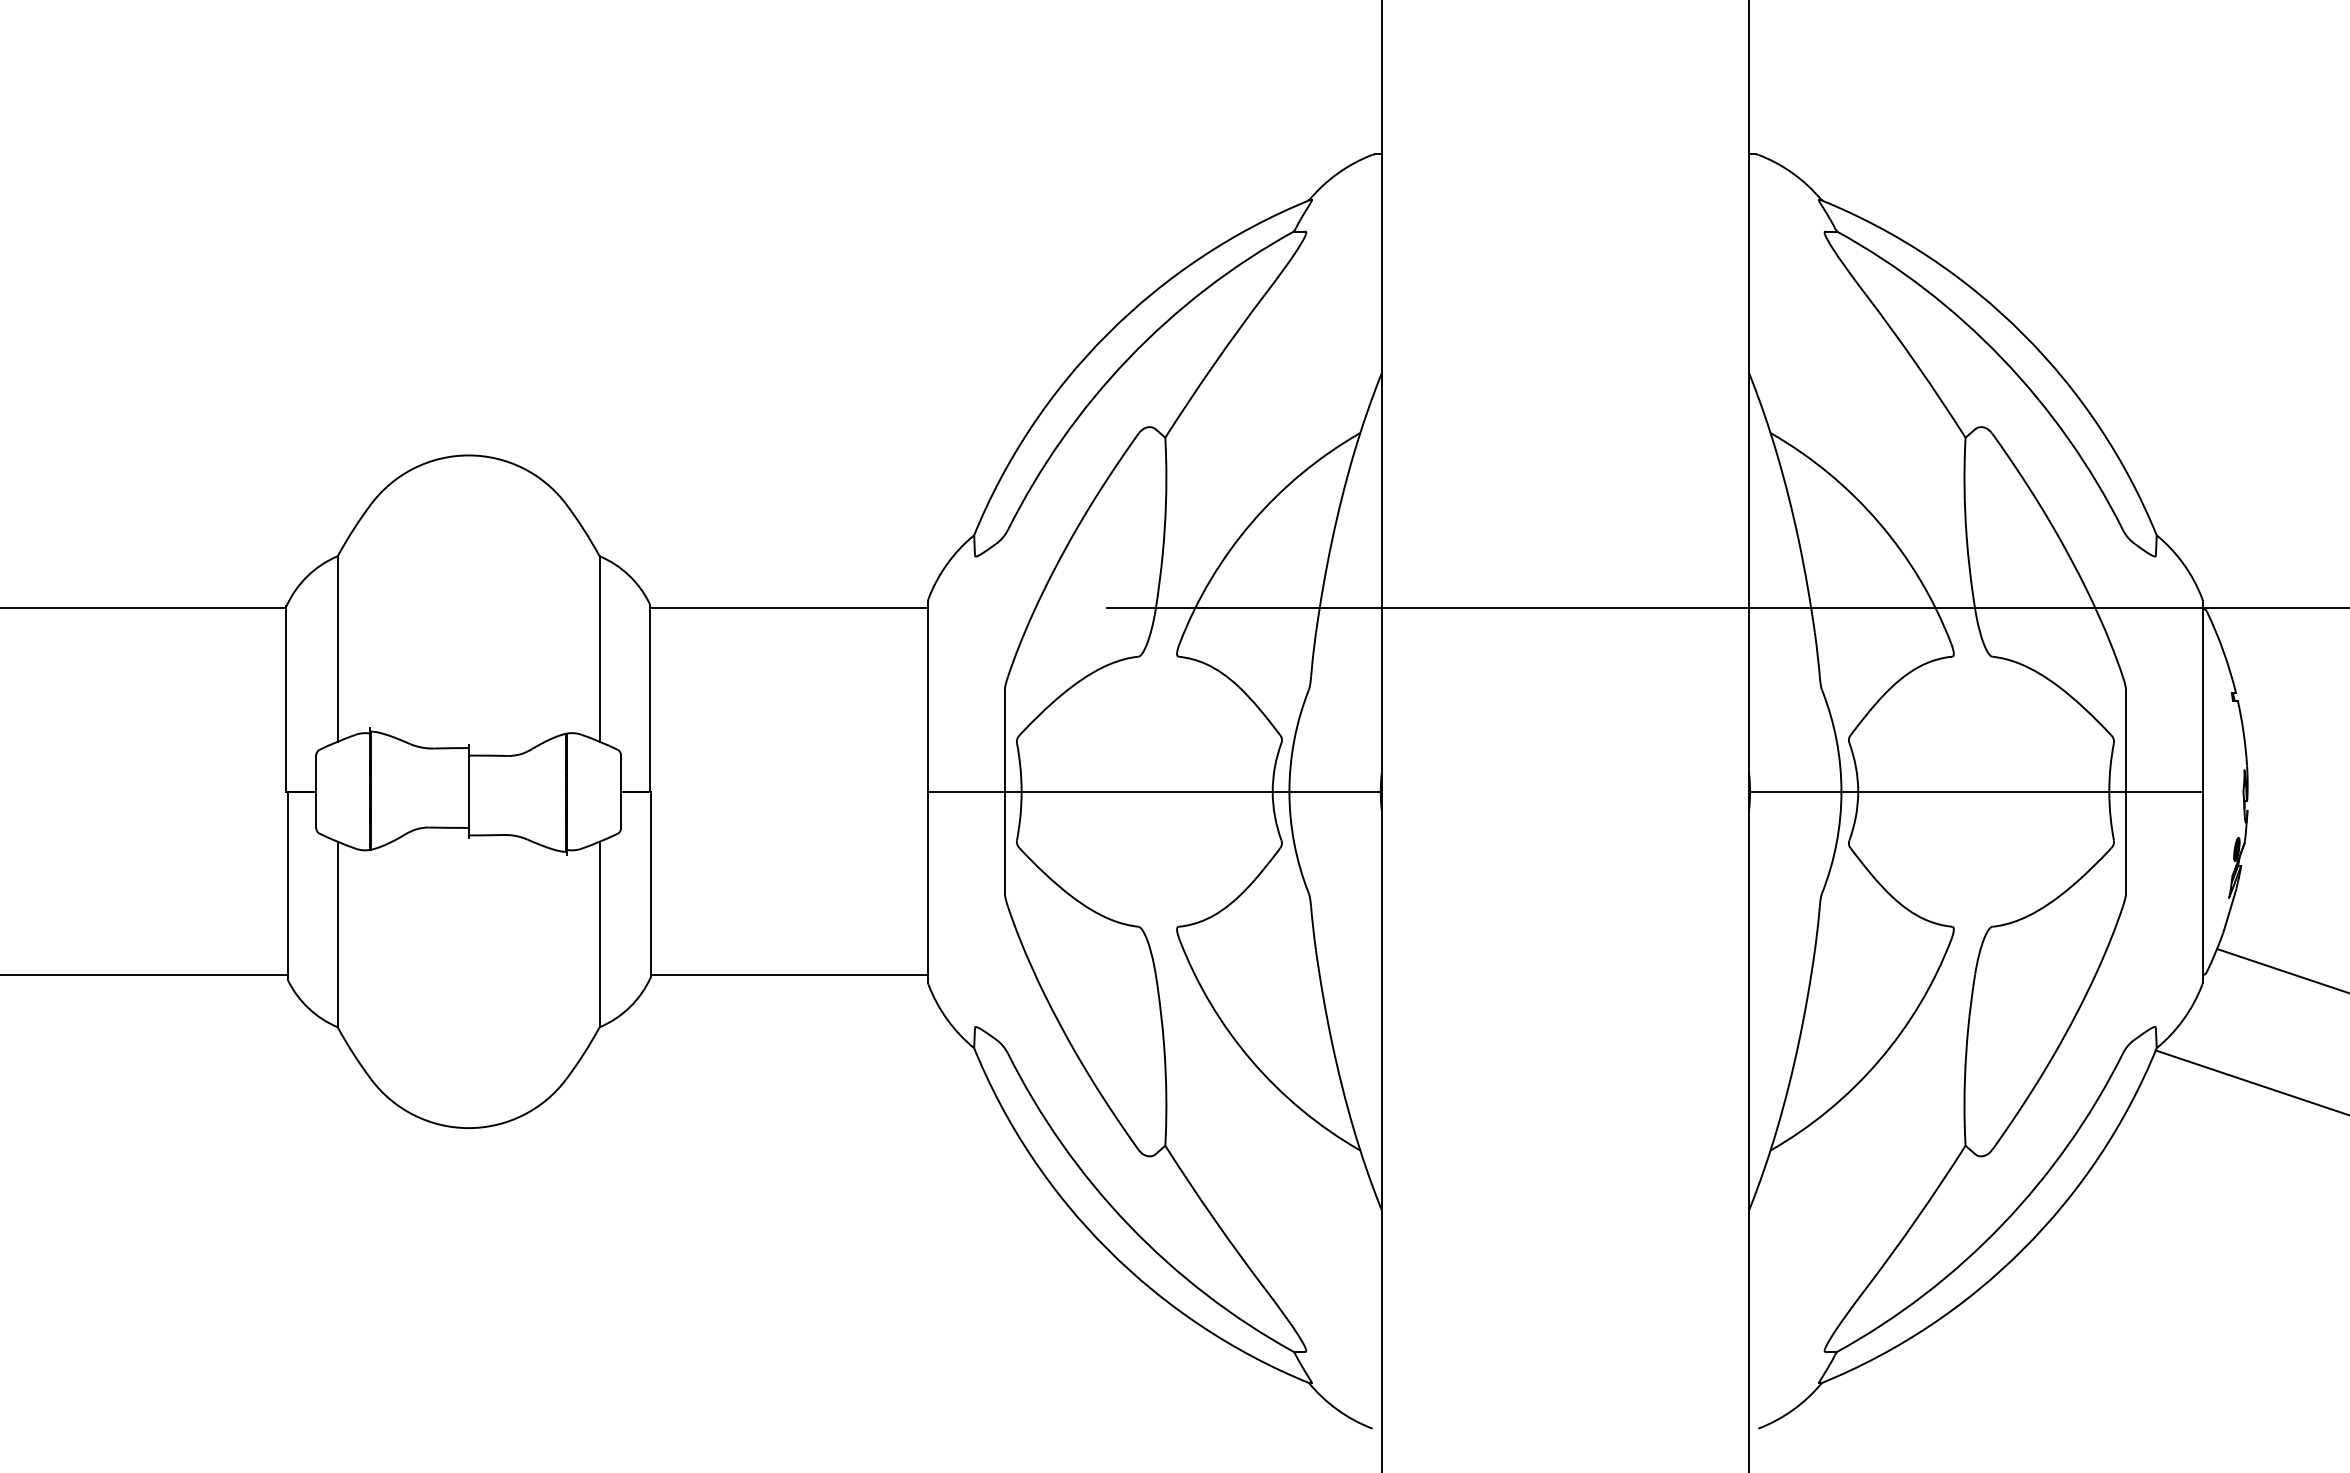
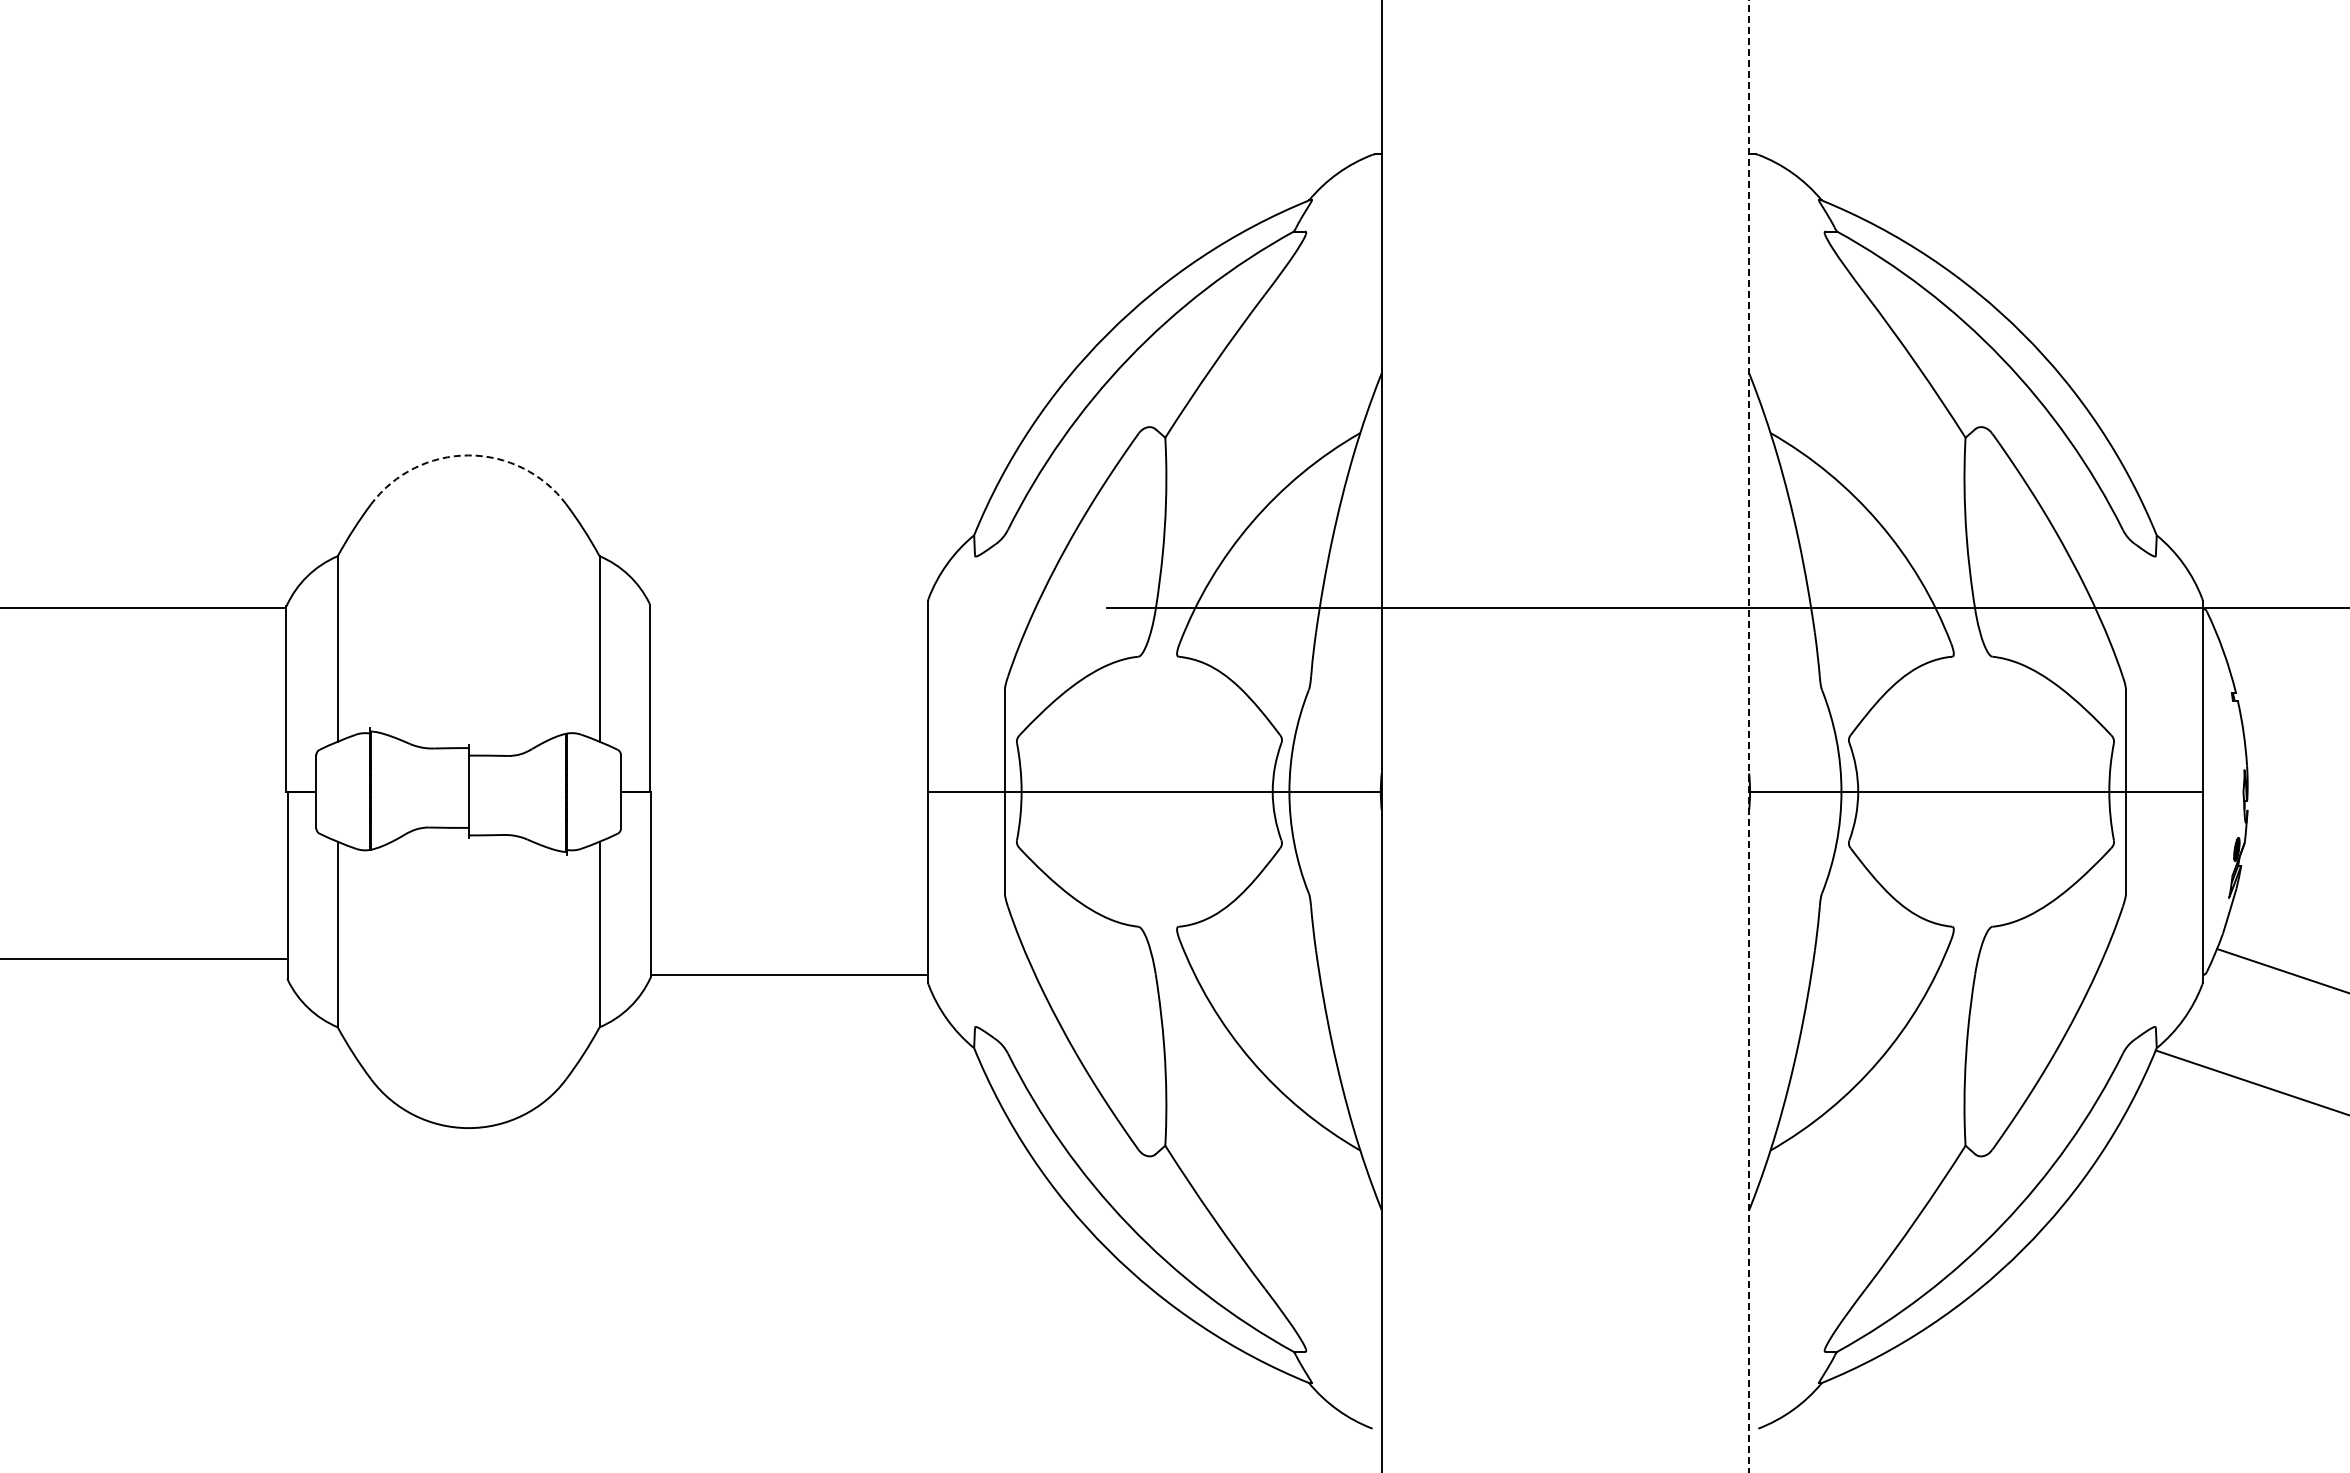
arc: solid -> dashed (468, 455)
line: present -> none (788, 608)
line: solid -> dashed (1749, 736)
line position: (144, 975) -> (144, 959) (144, 959)
